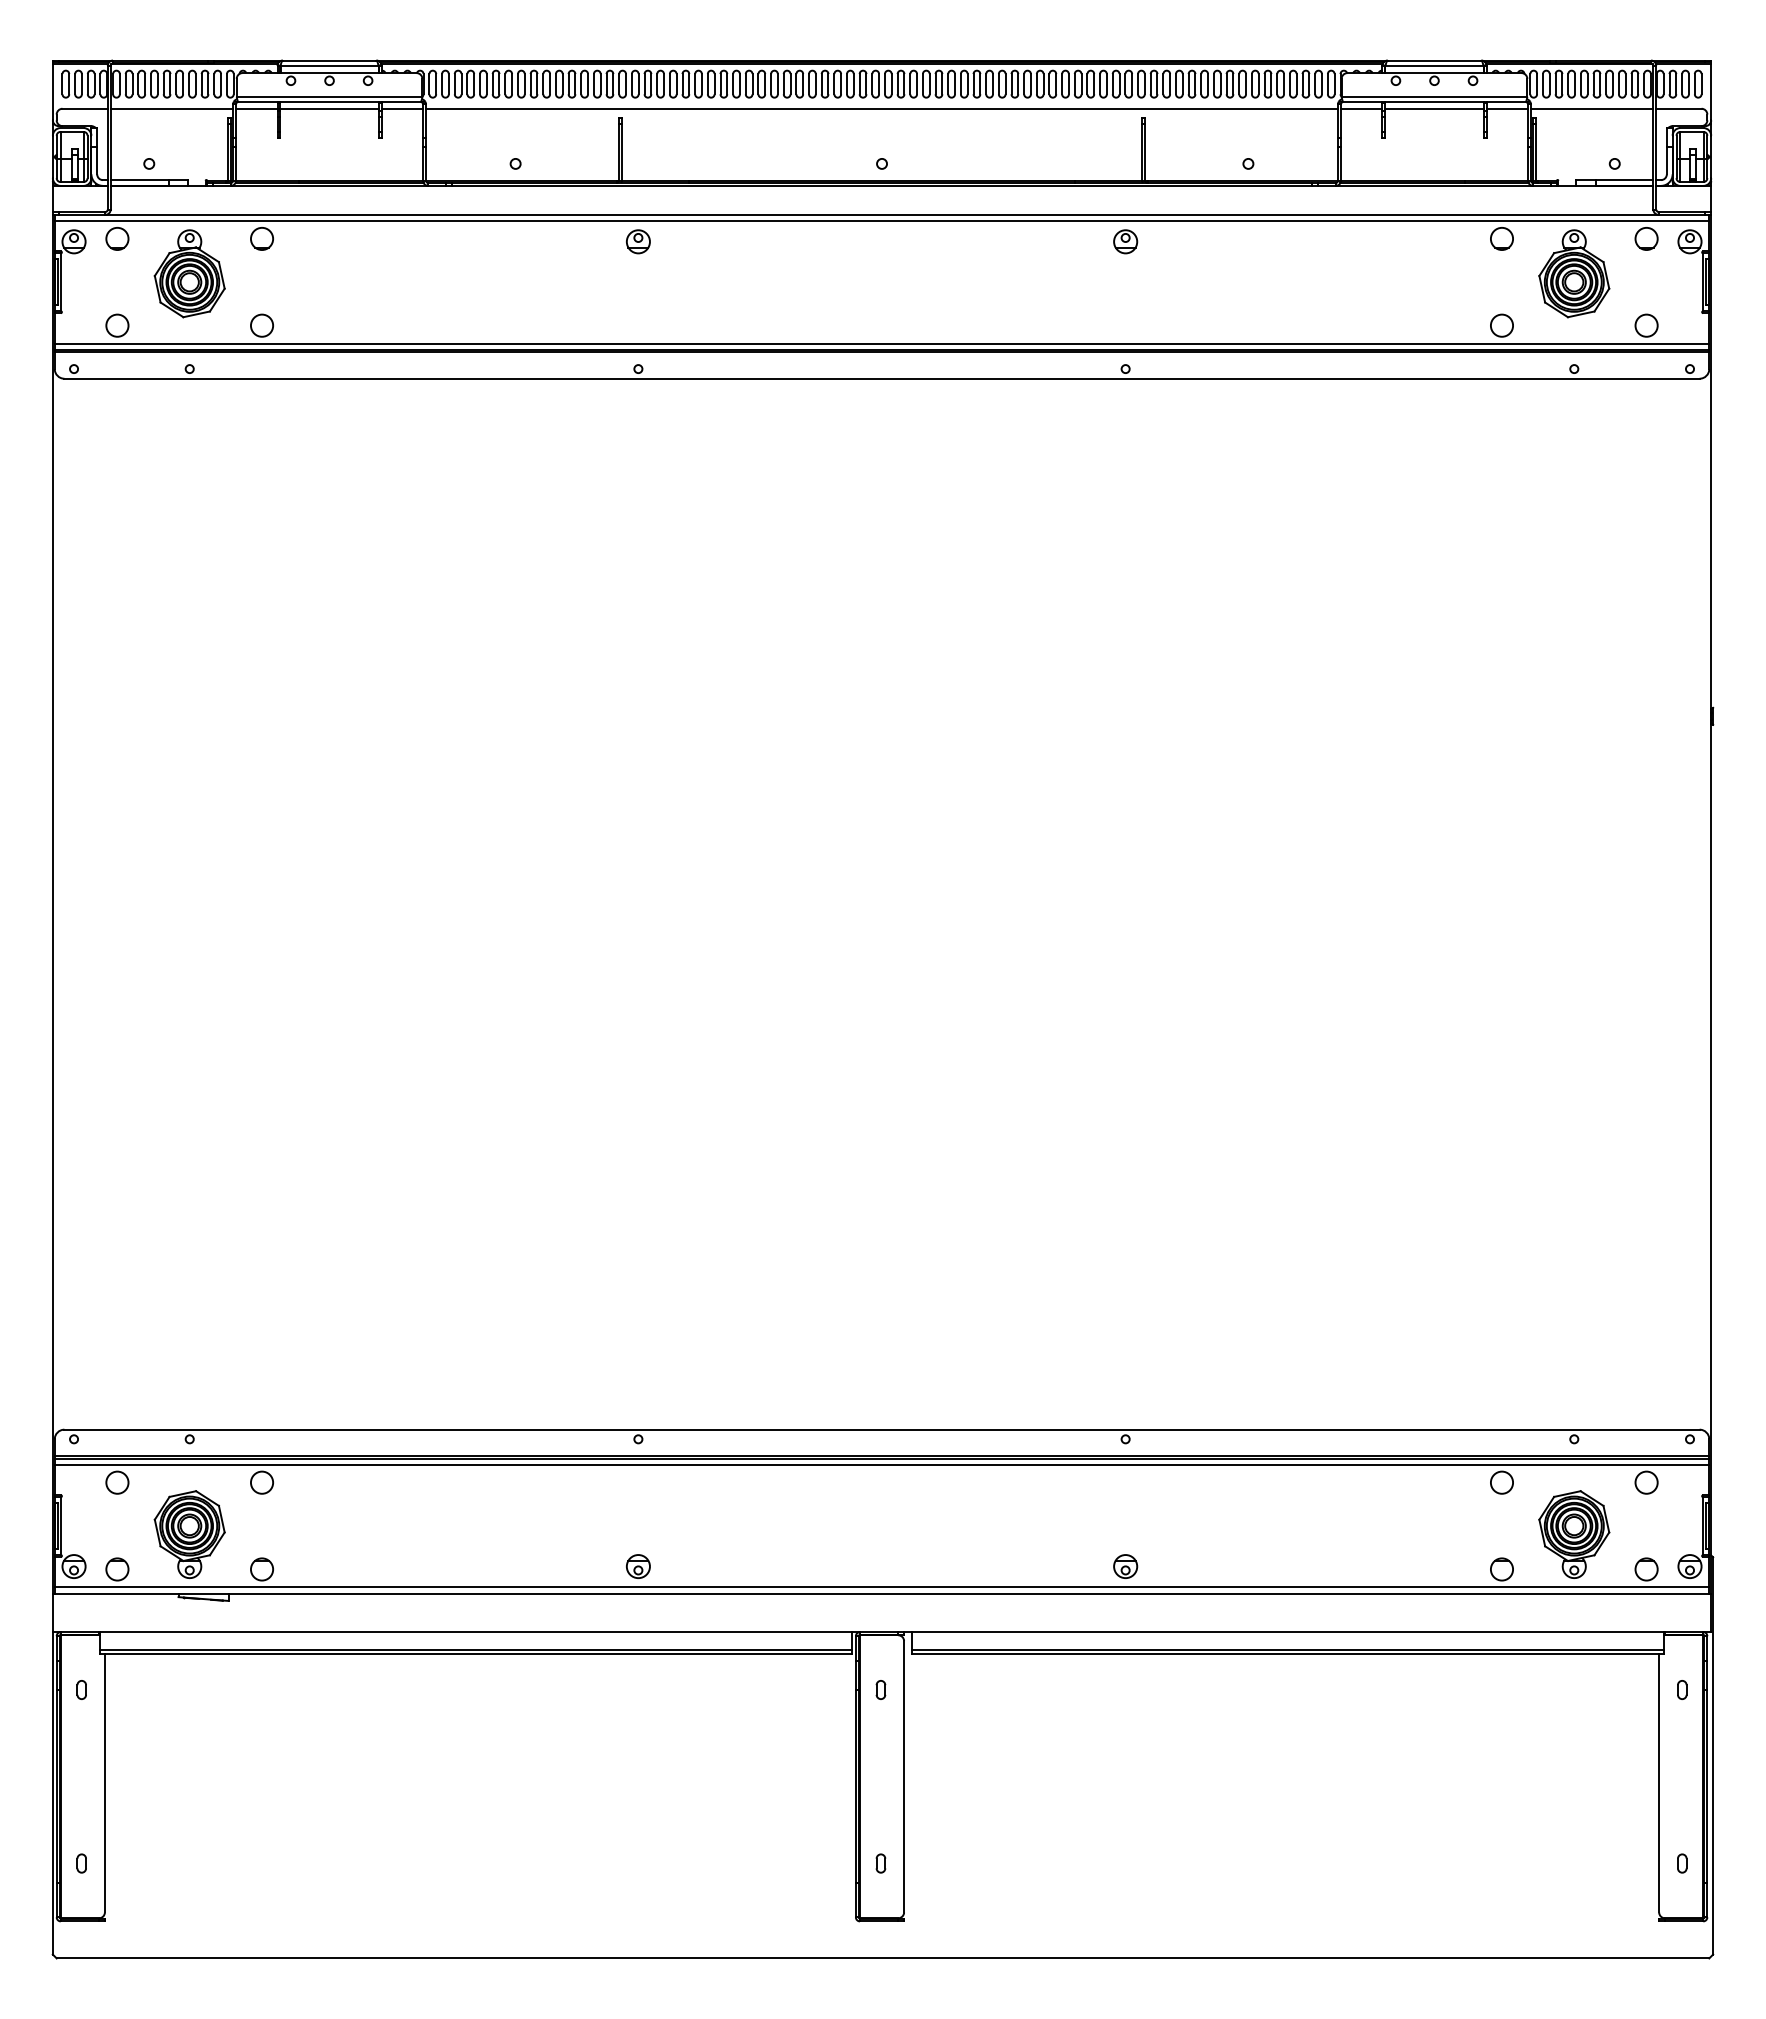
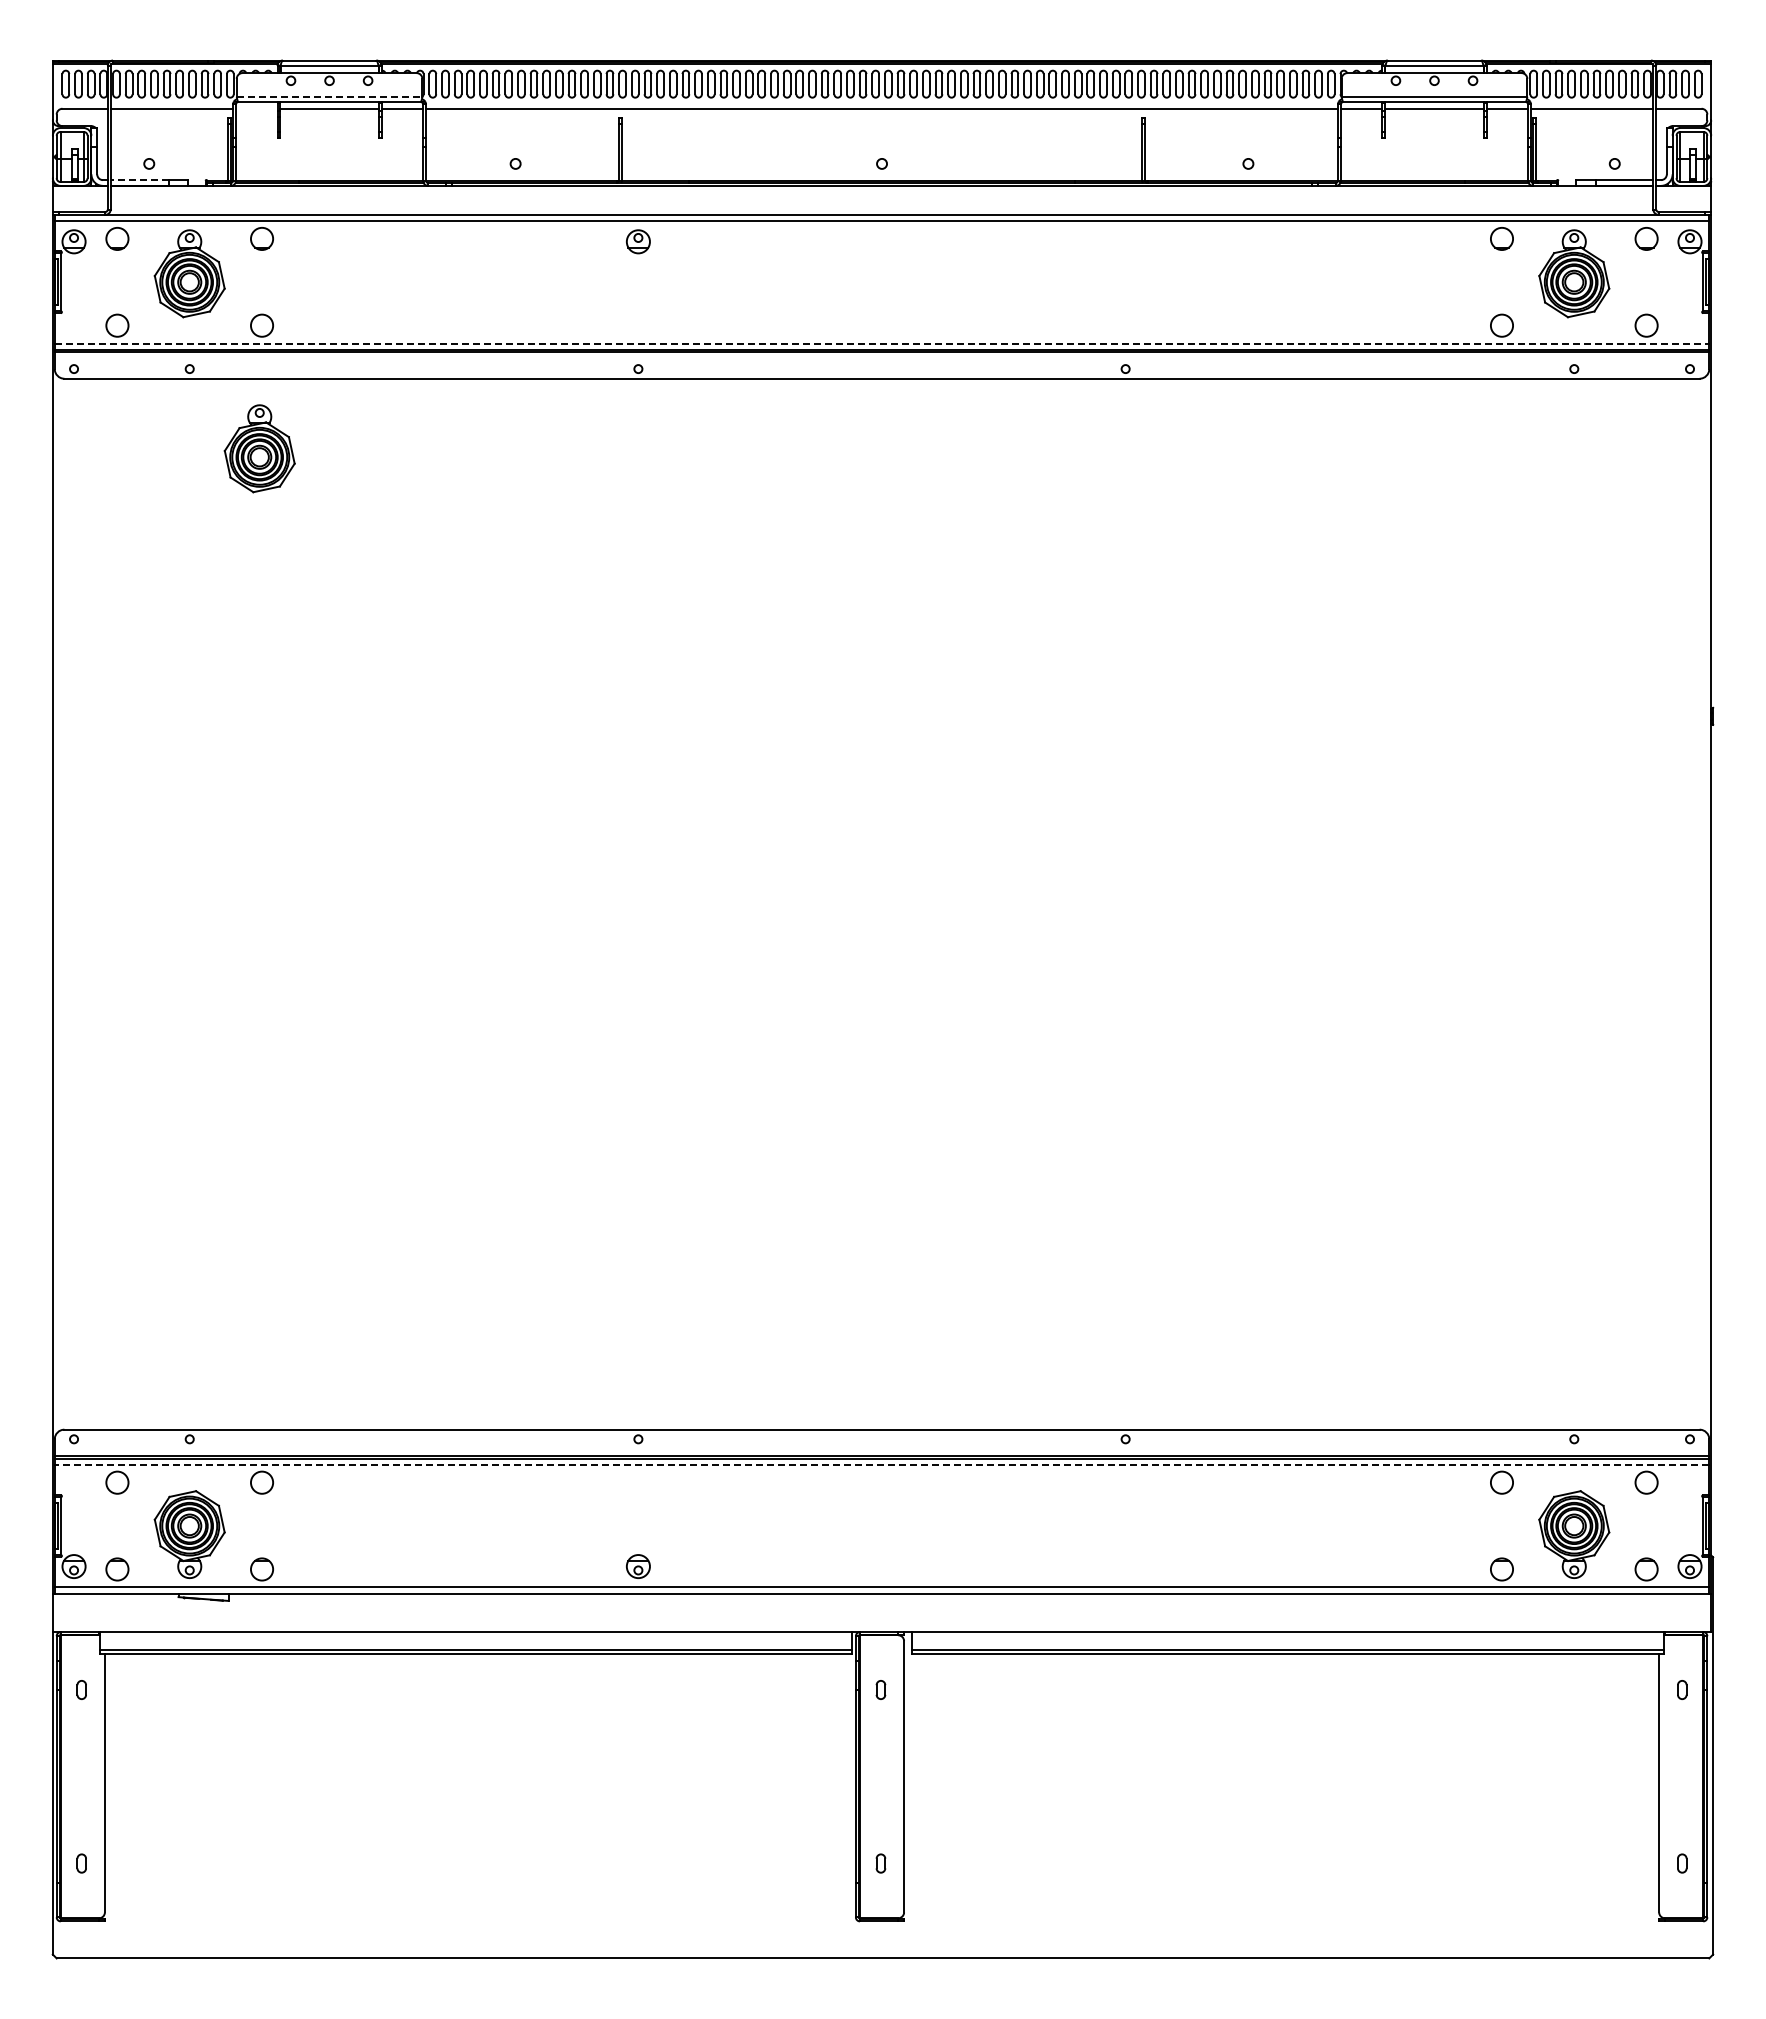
line: solid -> dashed (329, 96)
line: present -> none (256, 108)
line: solid -> dashed (139, 180)
part: present -> none (1125, 241)
line: solid -> dashed (882, 343)
part: none -> present (259, 448)
line: solid -> dashed (881, 1464)
part: present -> none (1125, 1566)
